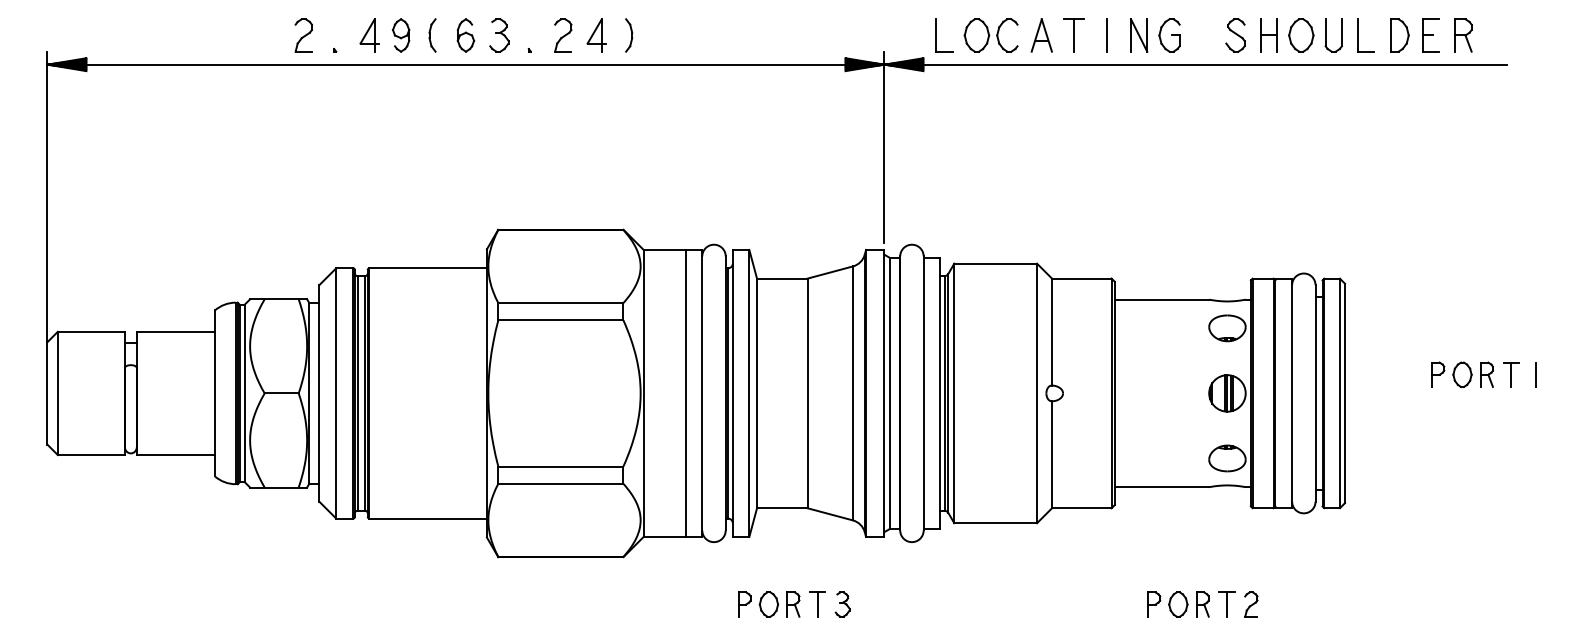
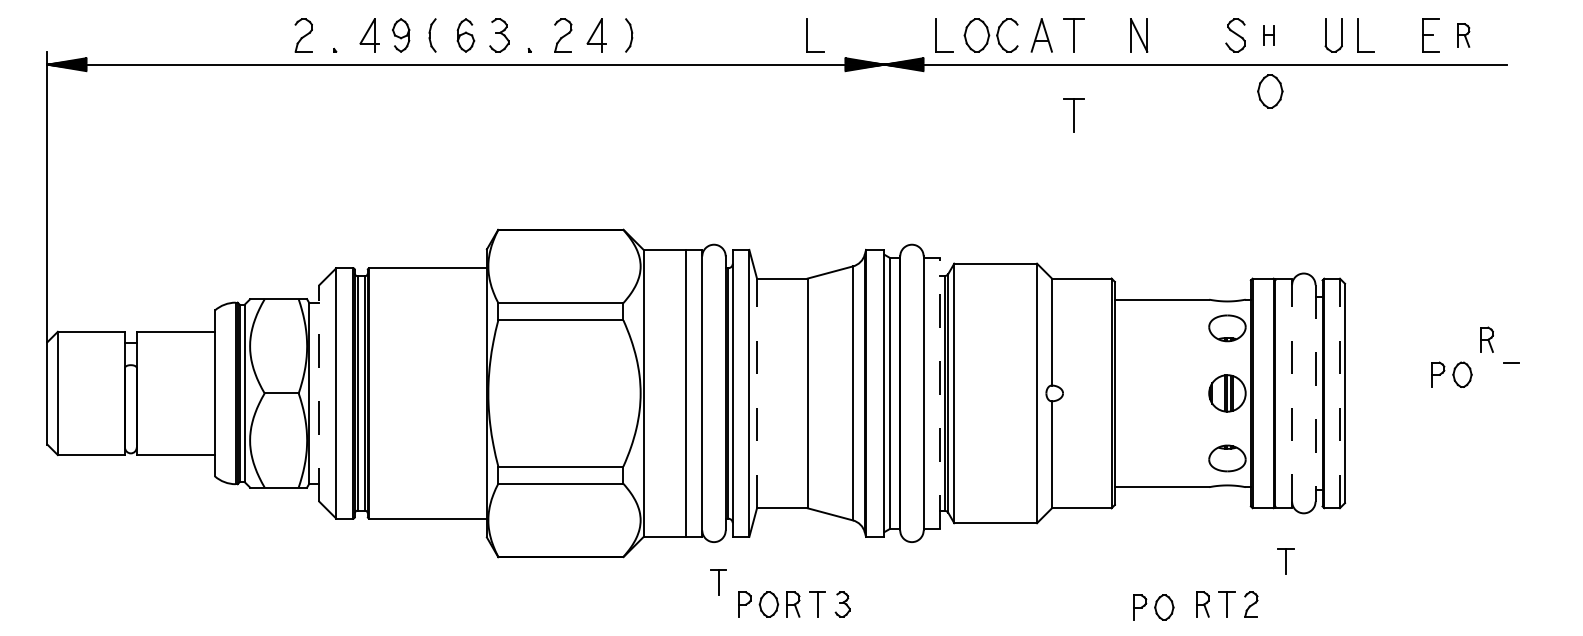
part: none -> present (807, 35)
line: present -> none (1106, 35)
part: present -> none (1169, 35)
part size: 18x35 px -> 12x21 px (1268, 35)
part position: (1301, 35) -> (1270, 91) (1270, 91)
part: present -> none (1399, 35)
part size: 19x35 px -> 14x25 px (1463, 35)
part: none -> present (1073, 115)
line: present -> none (884, 147)
part position: (1486, 374) -> (1486, 339) (1486, 339)
line: present -> none (1511, 374)
line: present -> none (1535, 374)
line: solid -> dashed (319, 392)
line: solid -> dashed (940, 392)
line: solid -> dashed (757, 393)
line: solid -> dashed (1292, 393)
line: solid -> dashed (1315, 393)
line: solid -> dashed (1340, 393)
part: none -> present (1285, 561)
part: none -> present (718, 582)
part position: (1167, 604) -> (1153, 607) (1153, 607)
